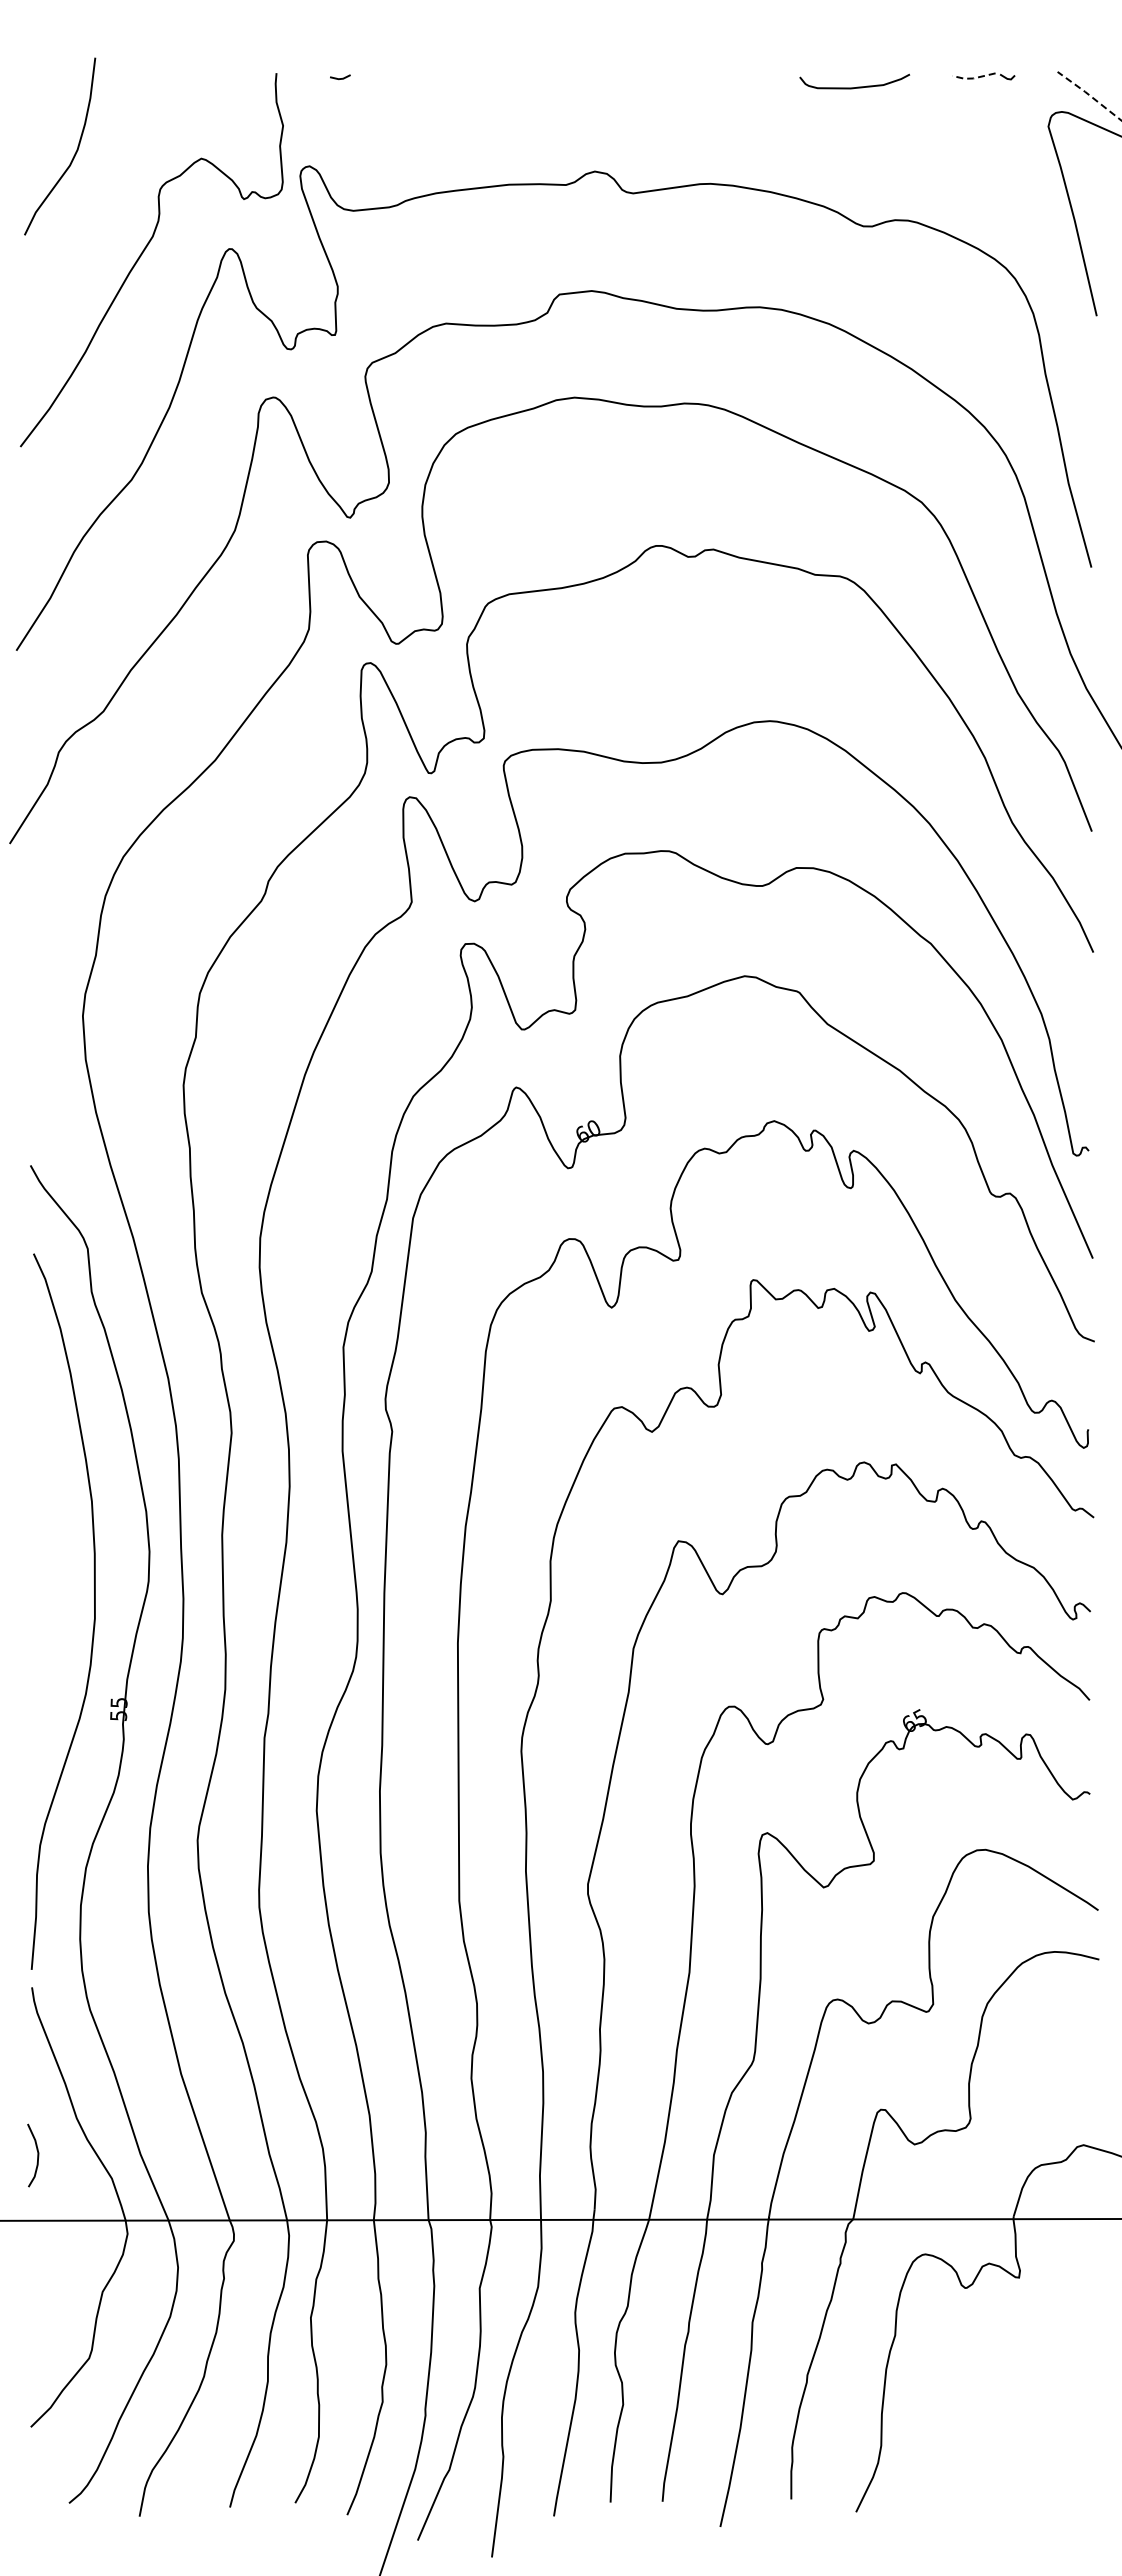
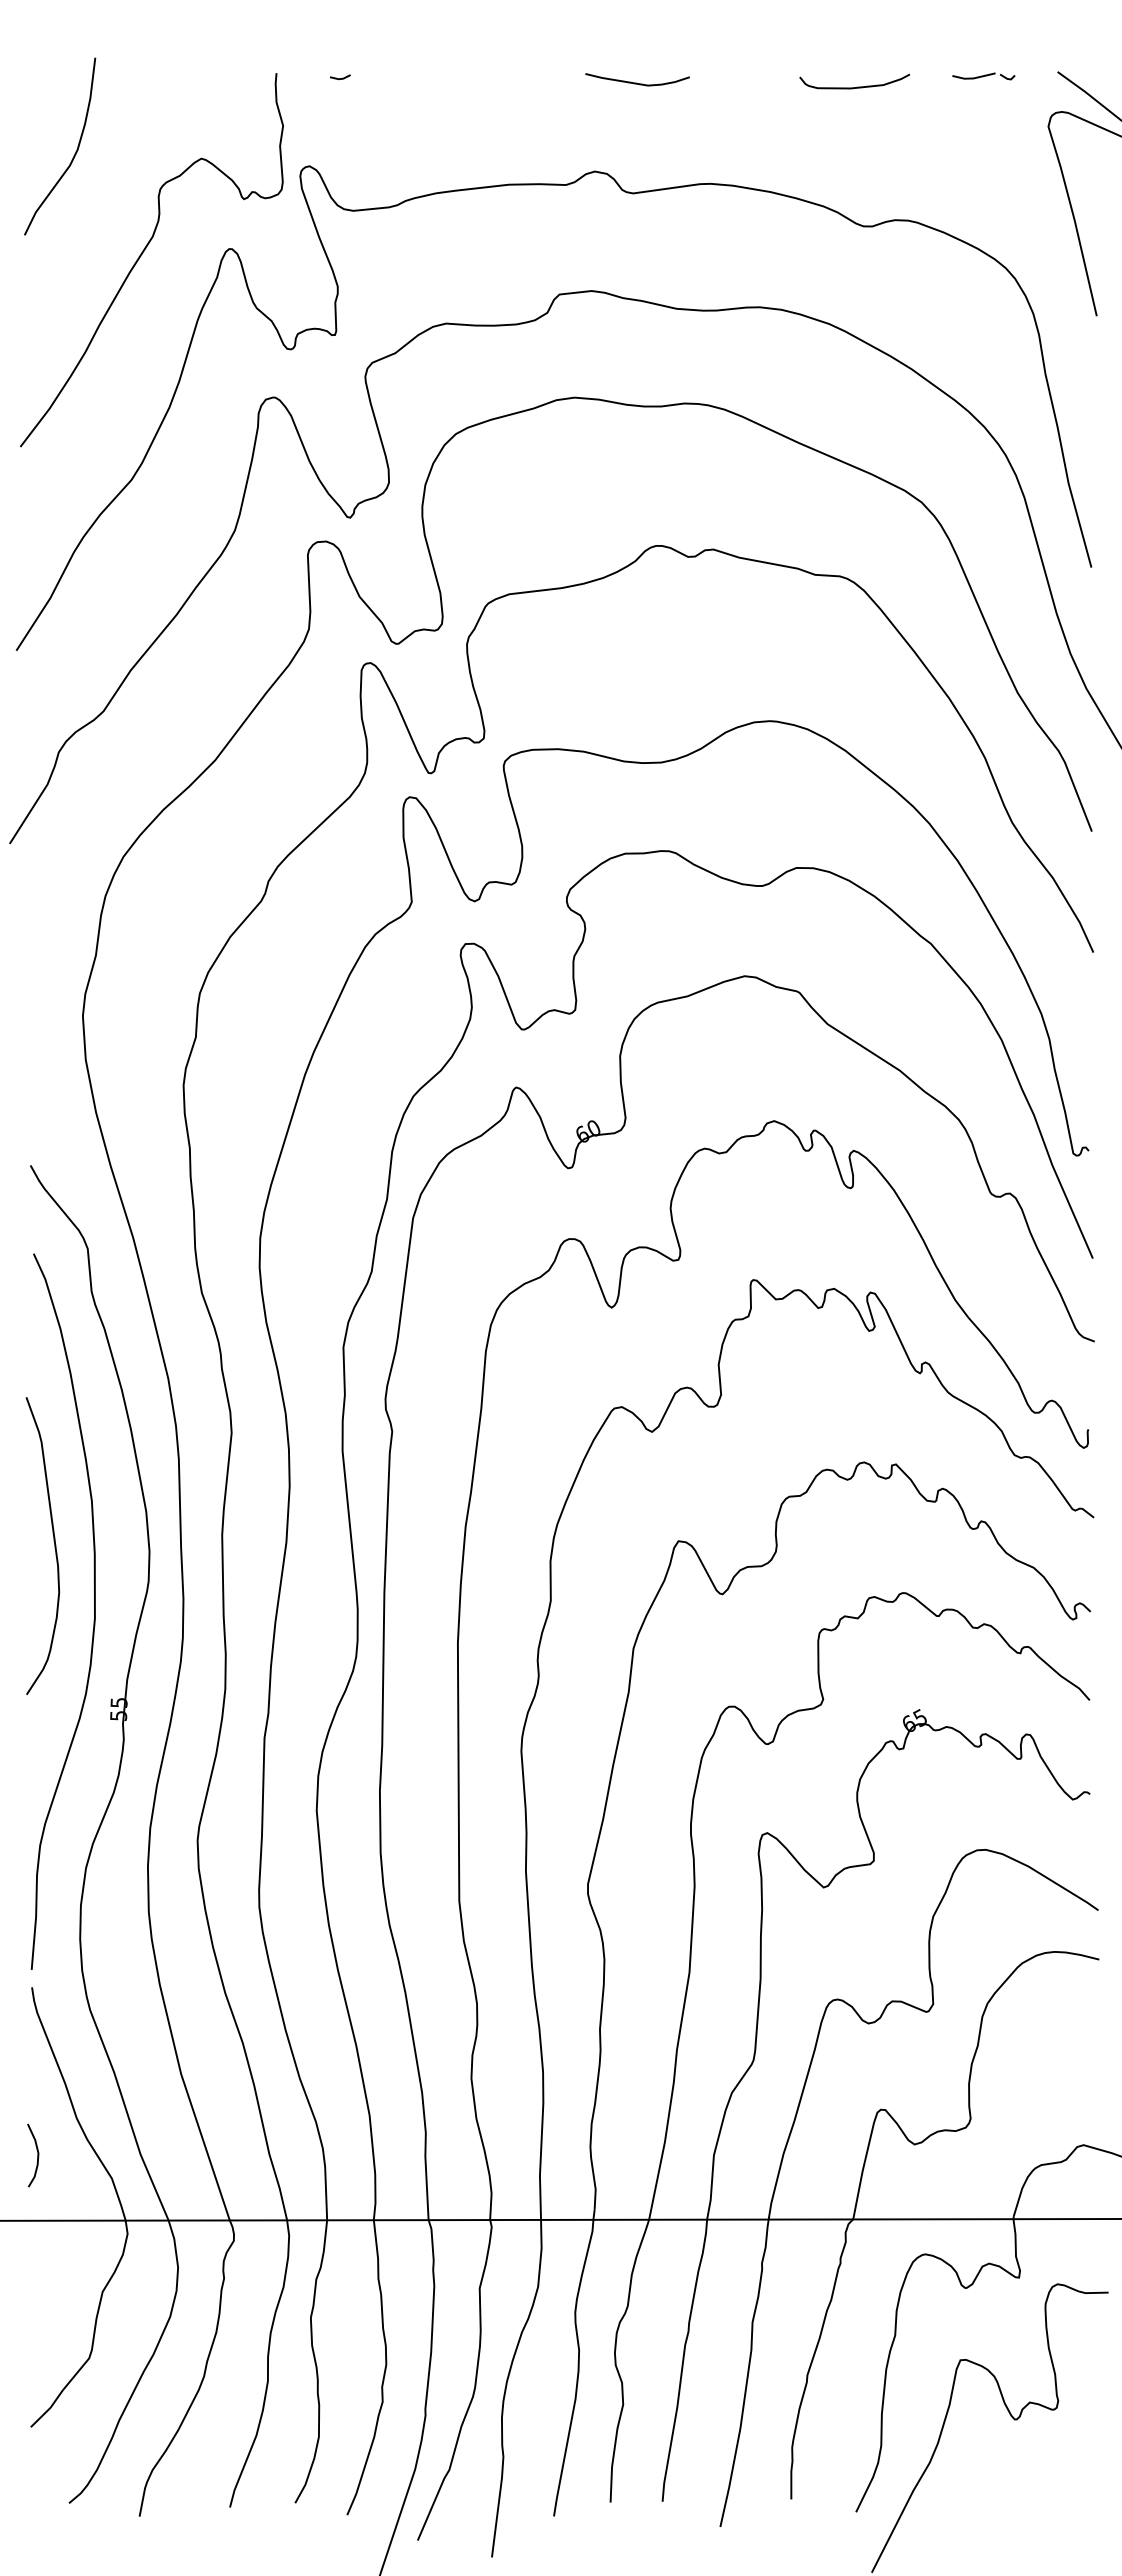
line: dashed -> solid (973, 78)
curve: none -> present (637, 82)
line: dashed -> solid (1089, 95)
curve: none -> present (53, 1541)
curve: none -> present (1010, 2416)
